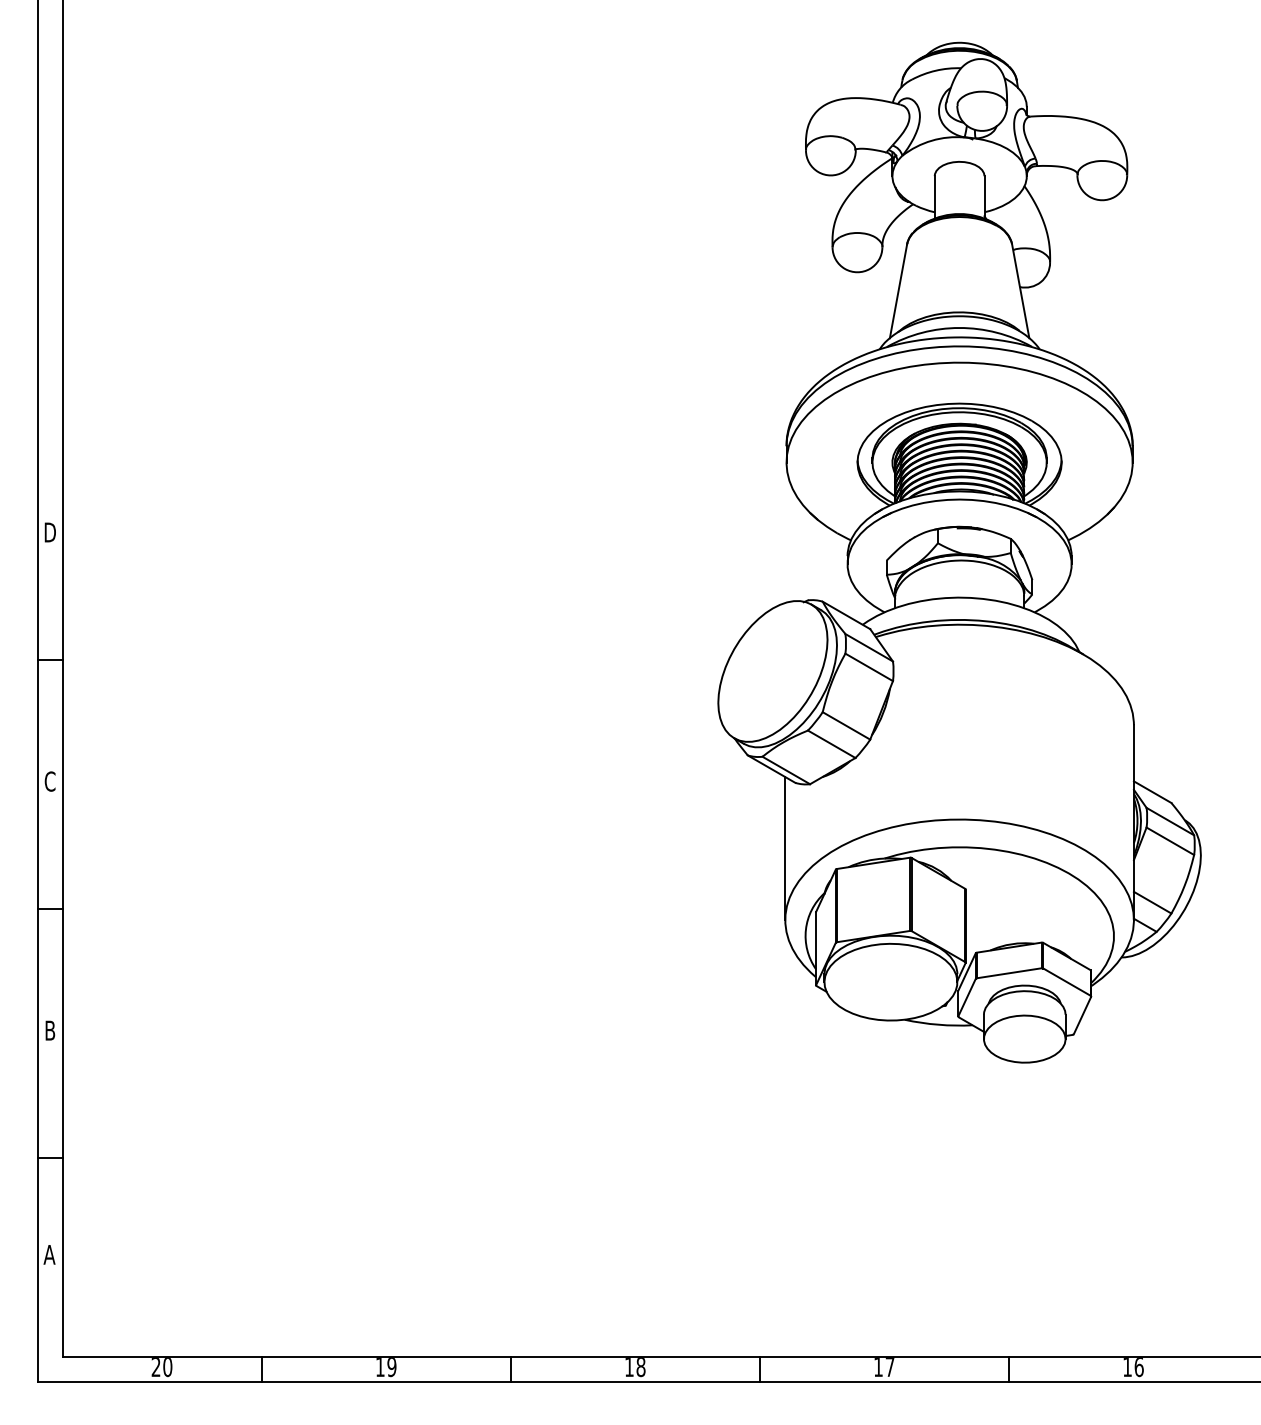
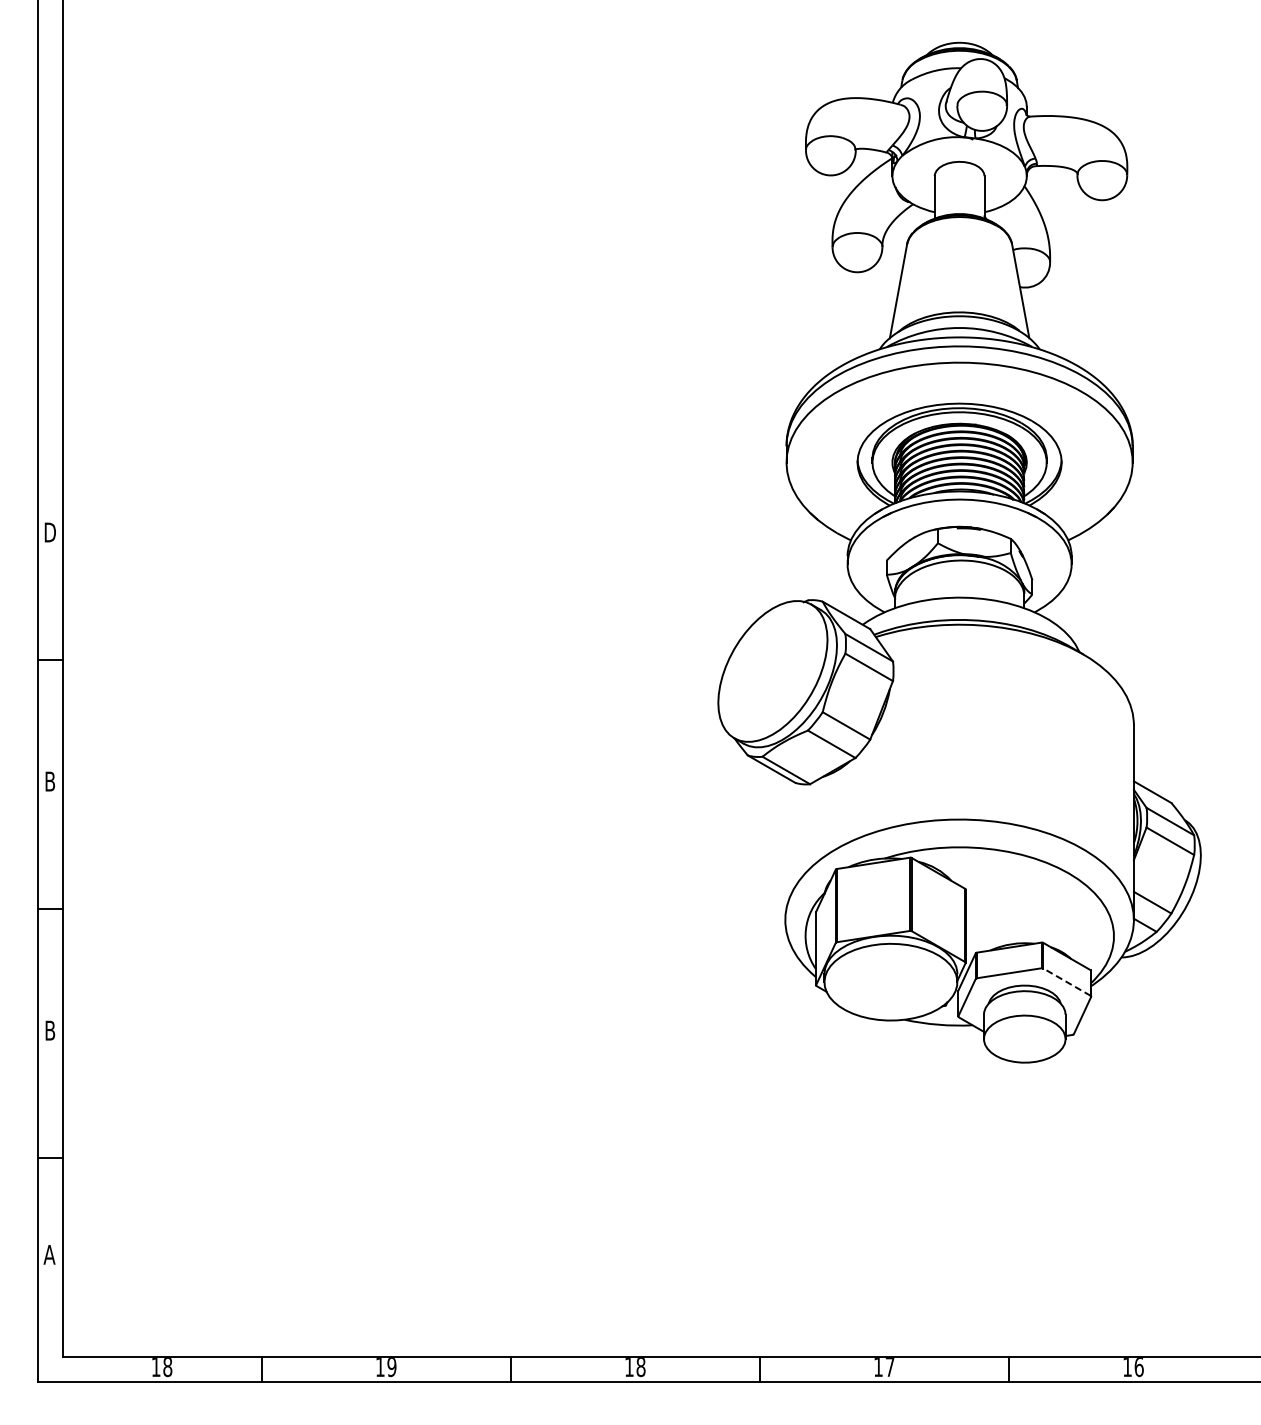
text: C -> B (49, 781)
line: present -> none (785, 848)
line: solid -> dashed (1066, 981)
text: 20 -> 18 (161, 1367)
